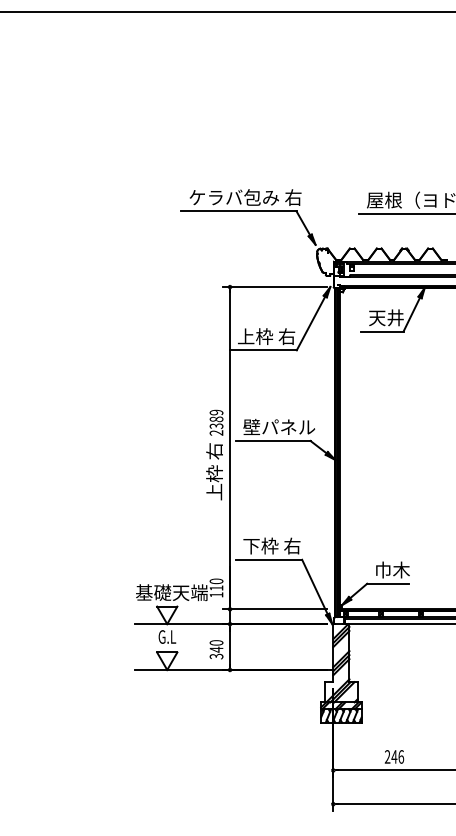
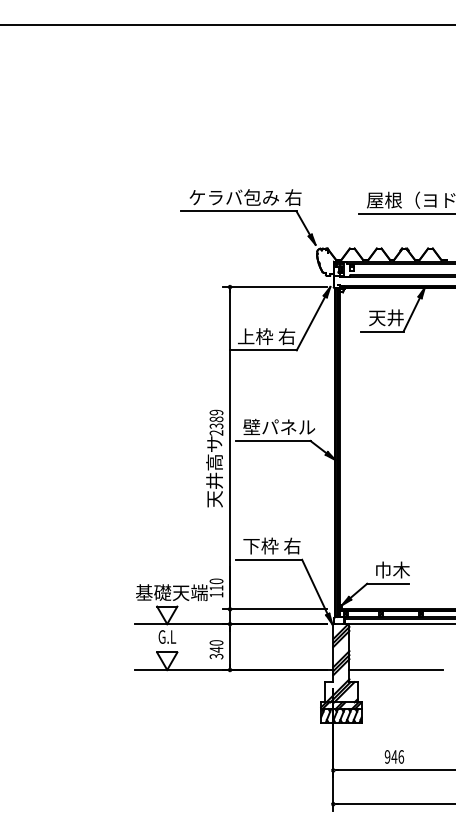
line position: (227, 12) -> (227, 25) (227, 25)
text: 上枠 右 -> 天井高サ (214, 471)
line: none -> present (396, 670)
text: 246 -> 946 (387, 757)
